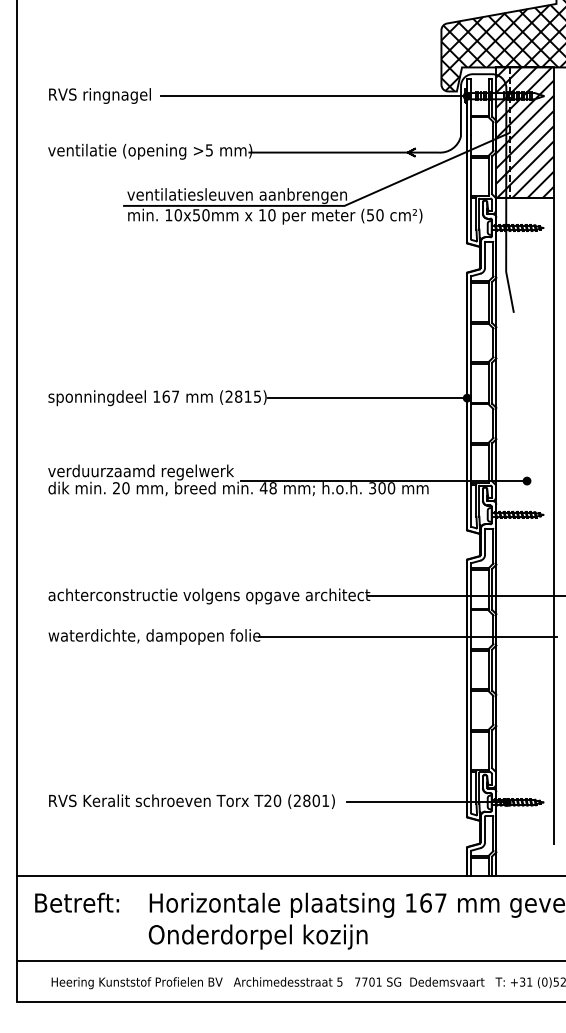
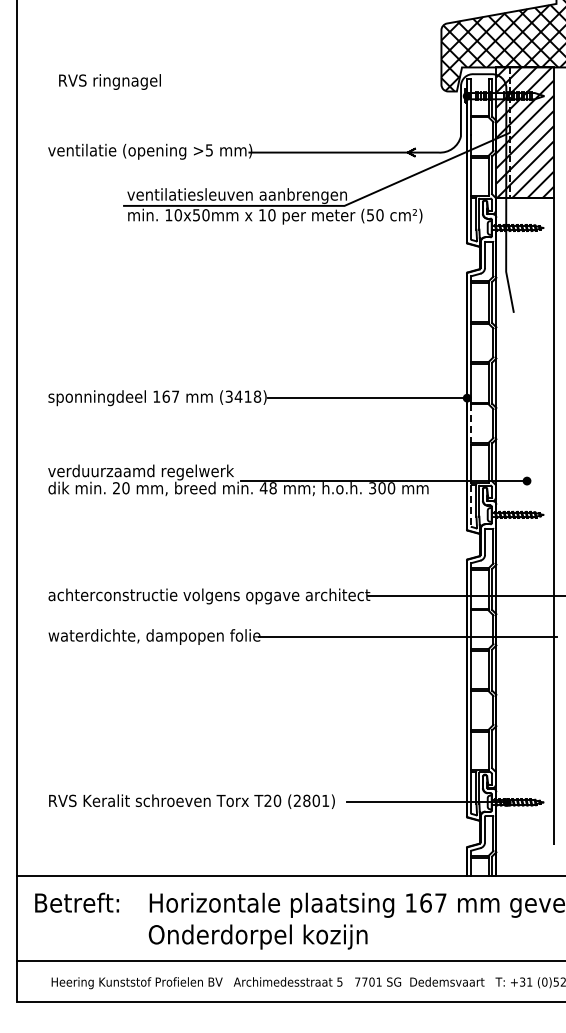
text position: (99, 95) -> (109, 81) (109, 81)
line: present -> none (314, 96)
text: (2815) -> (3418) (243, 396)
line: solid -> dashed (471, 424)
line: solid -> dashed (471, 505)
